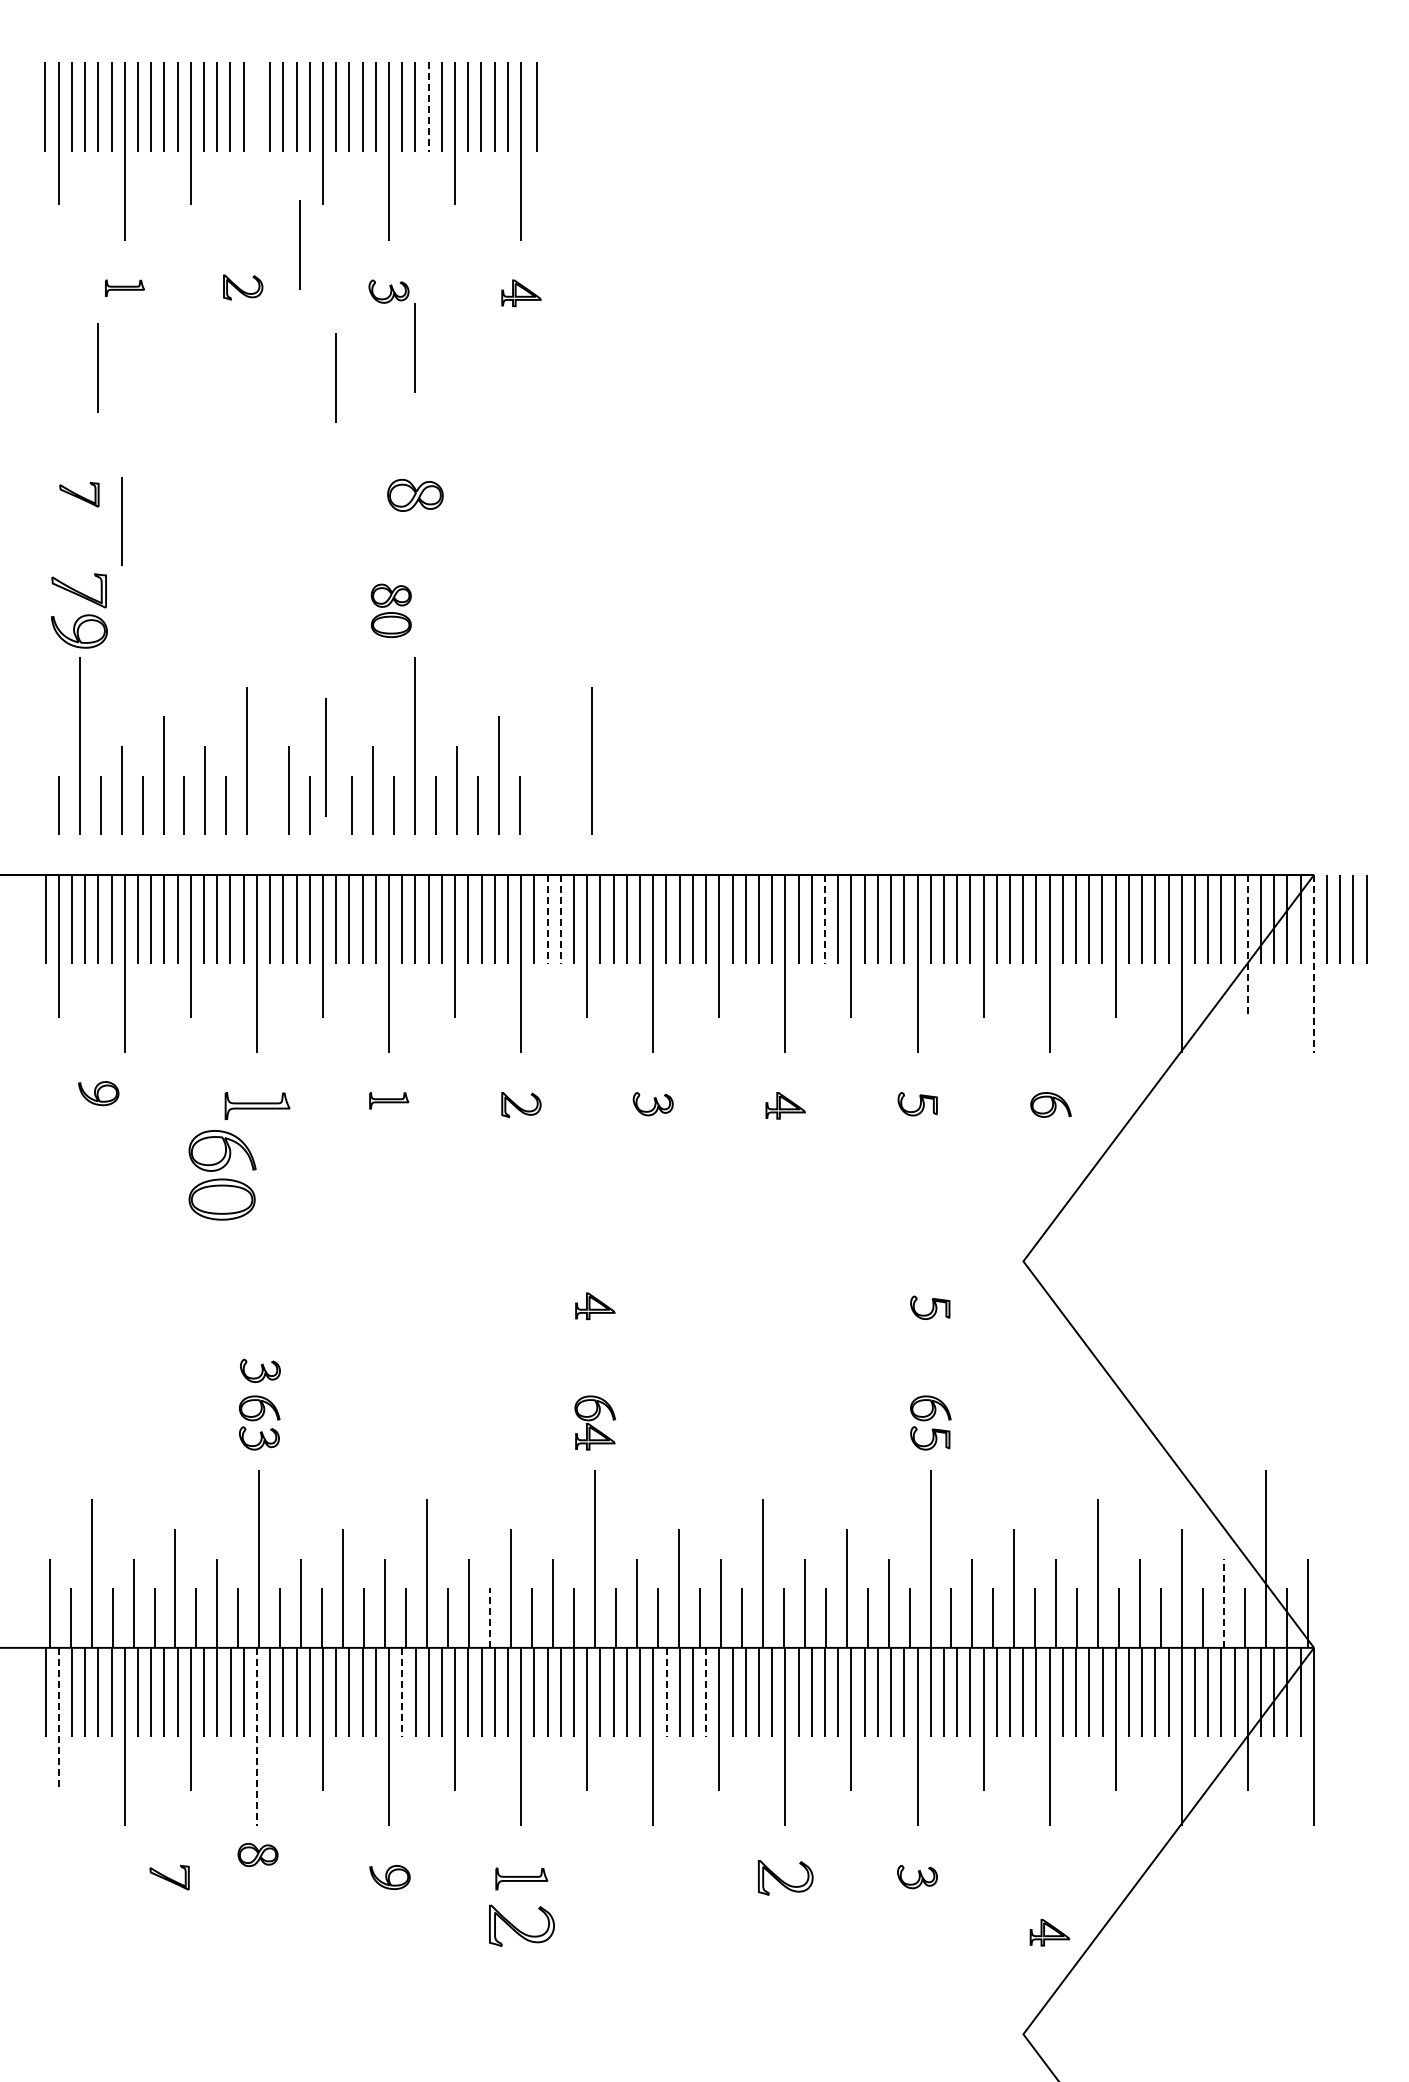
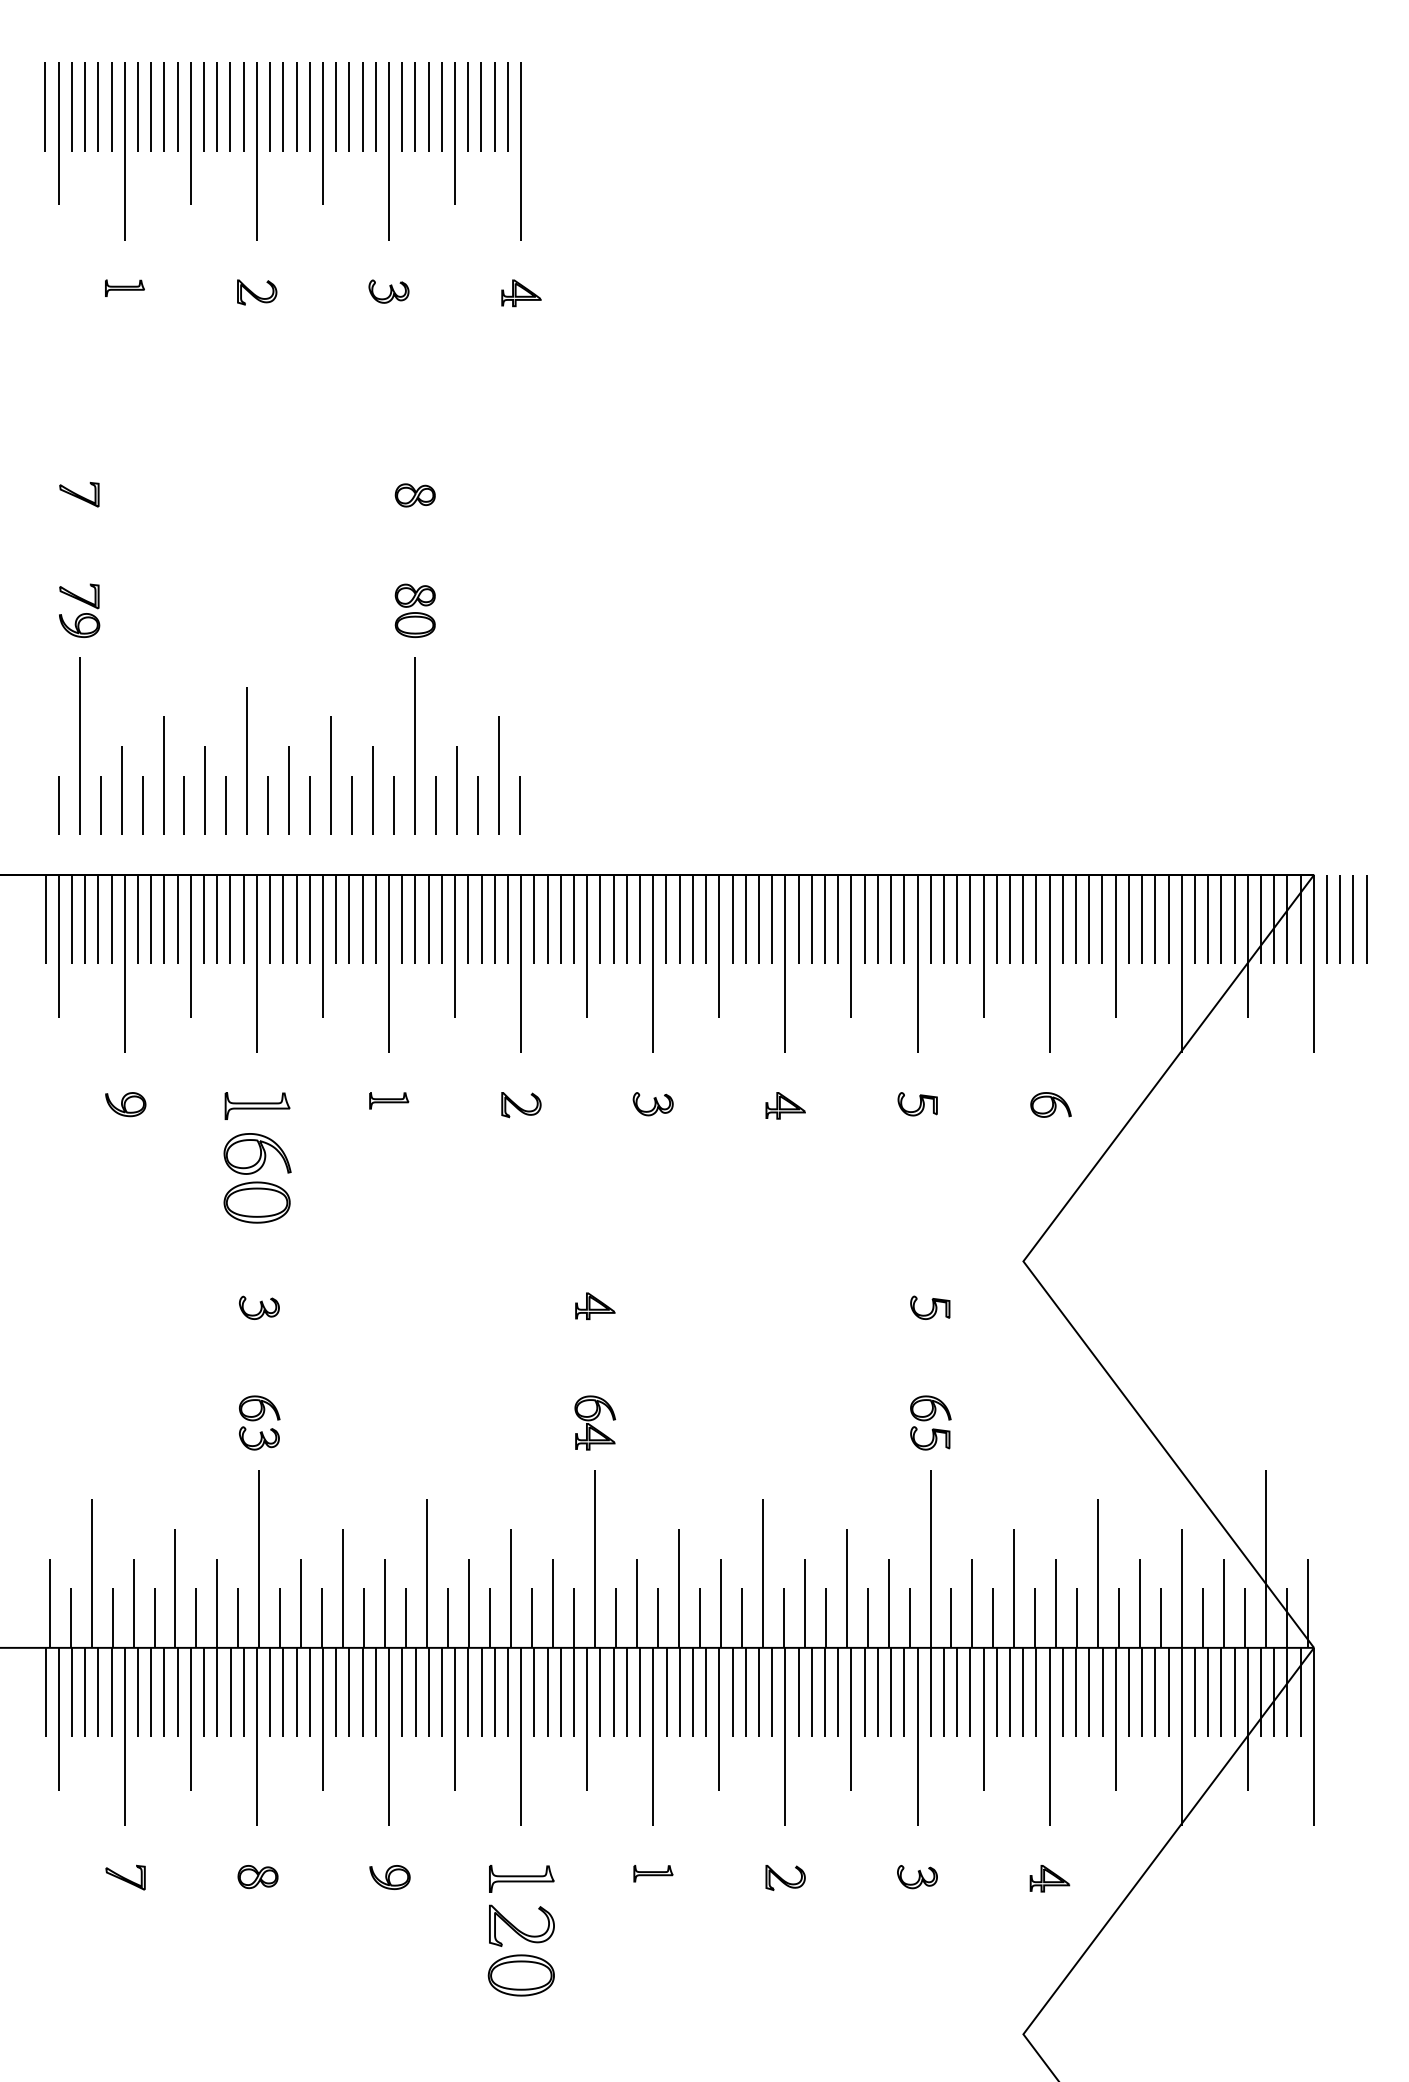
line: present -> none (536, 106)
line: dashed -> solid (428, 107)
line: none -> present (256, 151)
line: present -> none (299, 244)
part position: (243, 287) -> (257, 292) (257, 292)
line: present -> none (414, 347)
line: present -> none (97, 367)
line: present -> none (335, 377)
part size: 57x34 px -> 42x25 px (414, 495)
line: present -> none (121, 521)
part size: 57x76 px -> 42x55 px (79, 610)
part position: (390, 610) -> (414, 610) (414, 610)
line position: (325, 757) -> (330, 775) (330, 775)
line: present -> none (591, 760)
line: none -> present (267, 805)
line: dashed -> solid (547, 919)
line: dashed -> solid (560, 919)
line: dashed -> solid (825, 919)
line: dashed -> solid (1247, 946)
line: dashed -> solid (1313, 964)
part position: (98, 1093) -> (125, 1104) (125, 1104)
part position: (222, 1175) -> (257, 1178) (257, 1178)
part position: (260, 1370) -> (259, 1307) (259, 1307)
line: dashed -> solid (1224, 1603)
line: dashed -> solid (490, 1618)
line: dashed -> solid (402, 1692)
line: dashed -> solid (666, 1692)
line: dashed -> solid (706, 1692)
line: dashed -> solid (58, 1719)
line: dashed -> solid (256, 1737)
part position: (257, 1855) -> (257, 1877) (257, 1877)
part: none -> present (653, 1873)
part position: (169, 1877) -> (125, 1877) (125, 1877)
part size: 56x36 px -> 41x26 px (785, 1877)
part size: 54x24 px -> 66x28 px (521, 1878)
part position: (1049, 1932) -> (1049, 1878) (1049, 1878)
part: none -> present (520, 1975)
